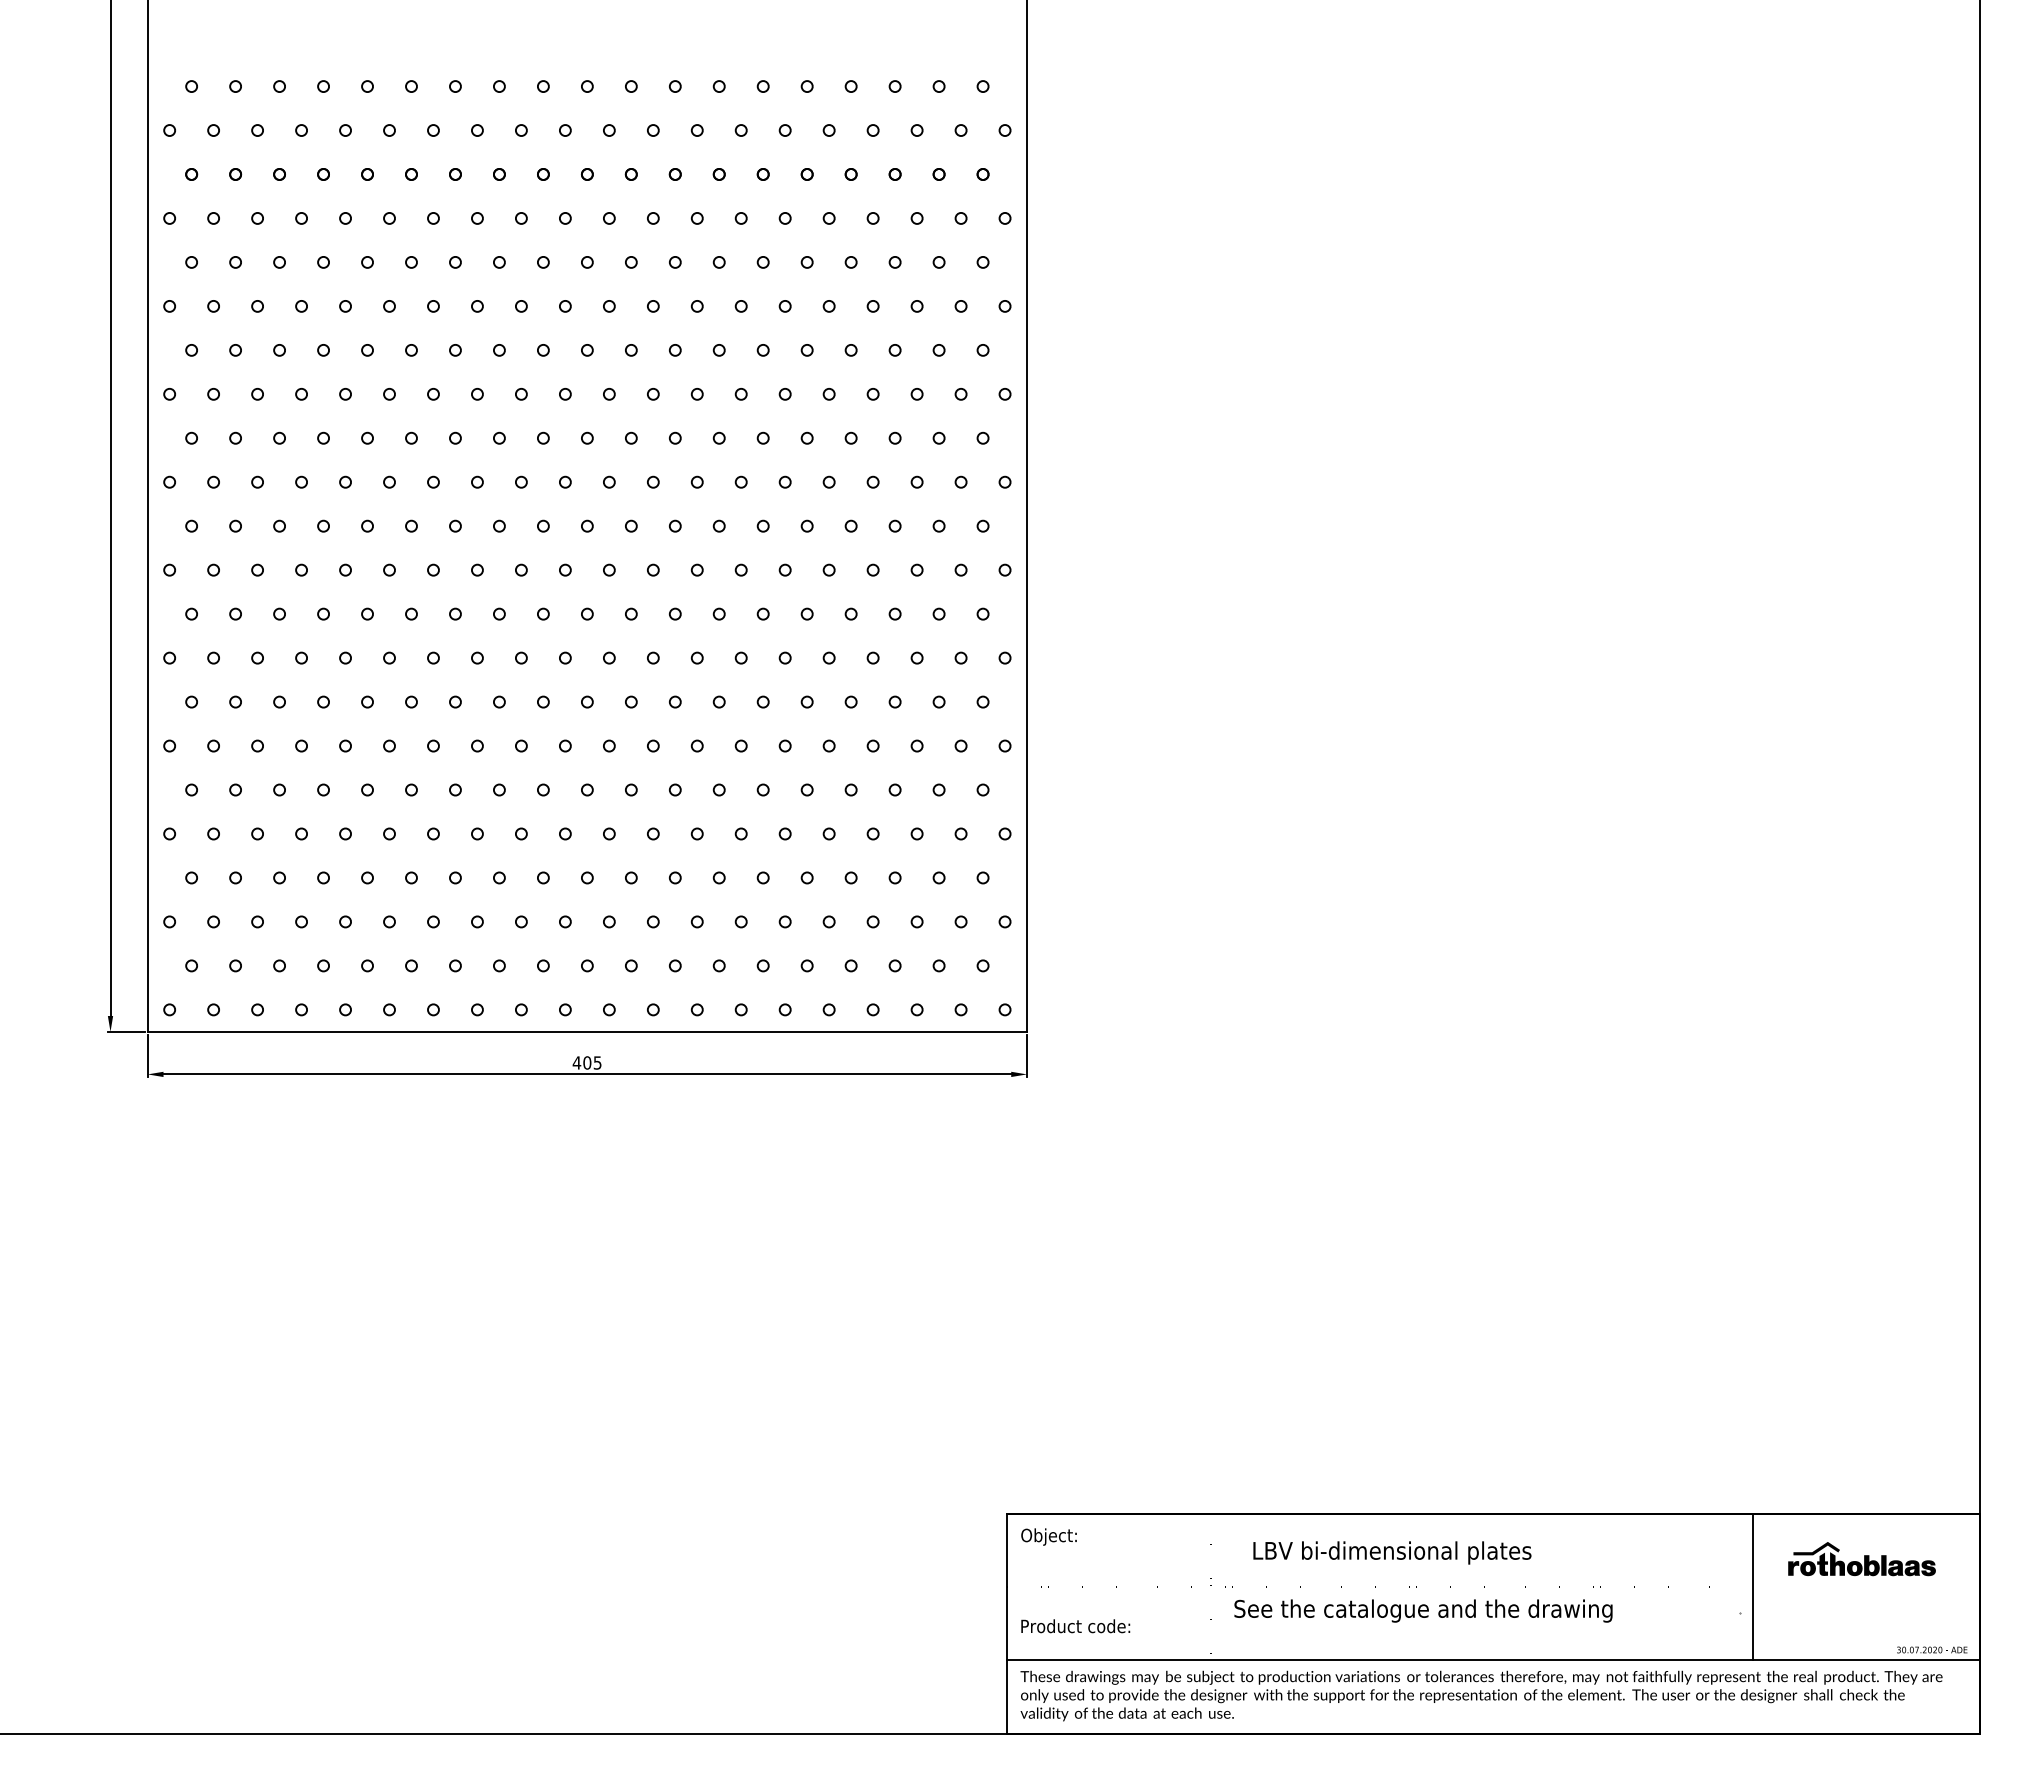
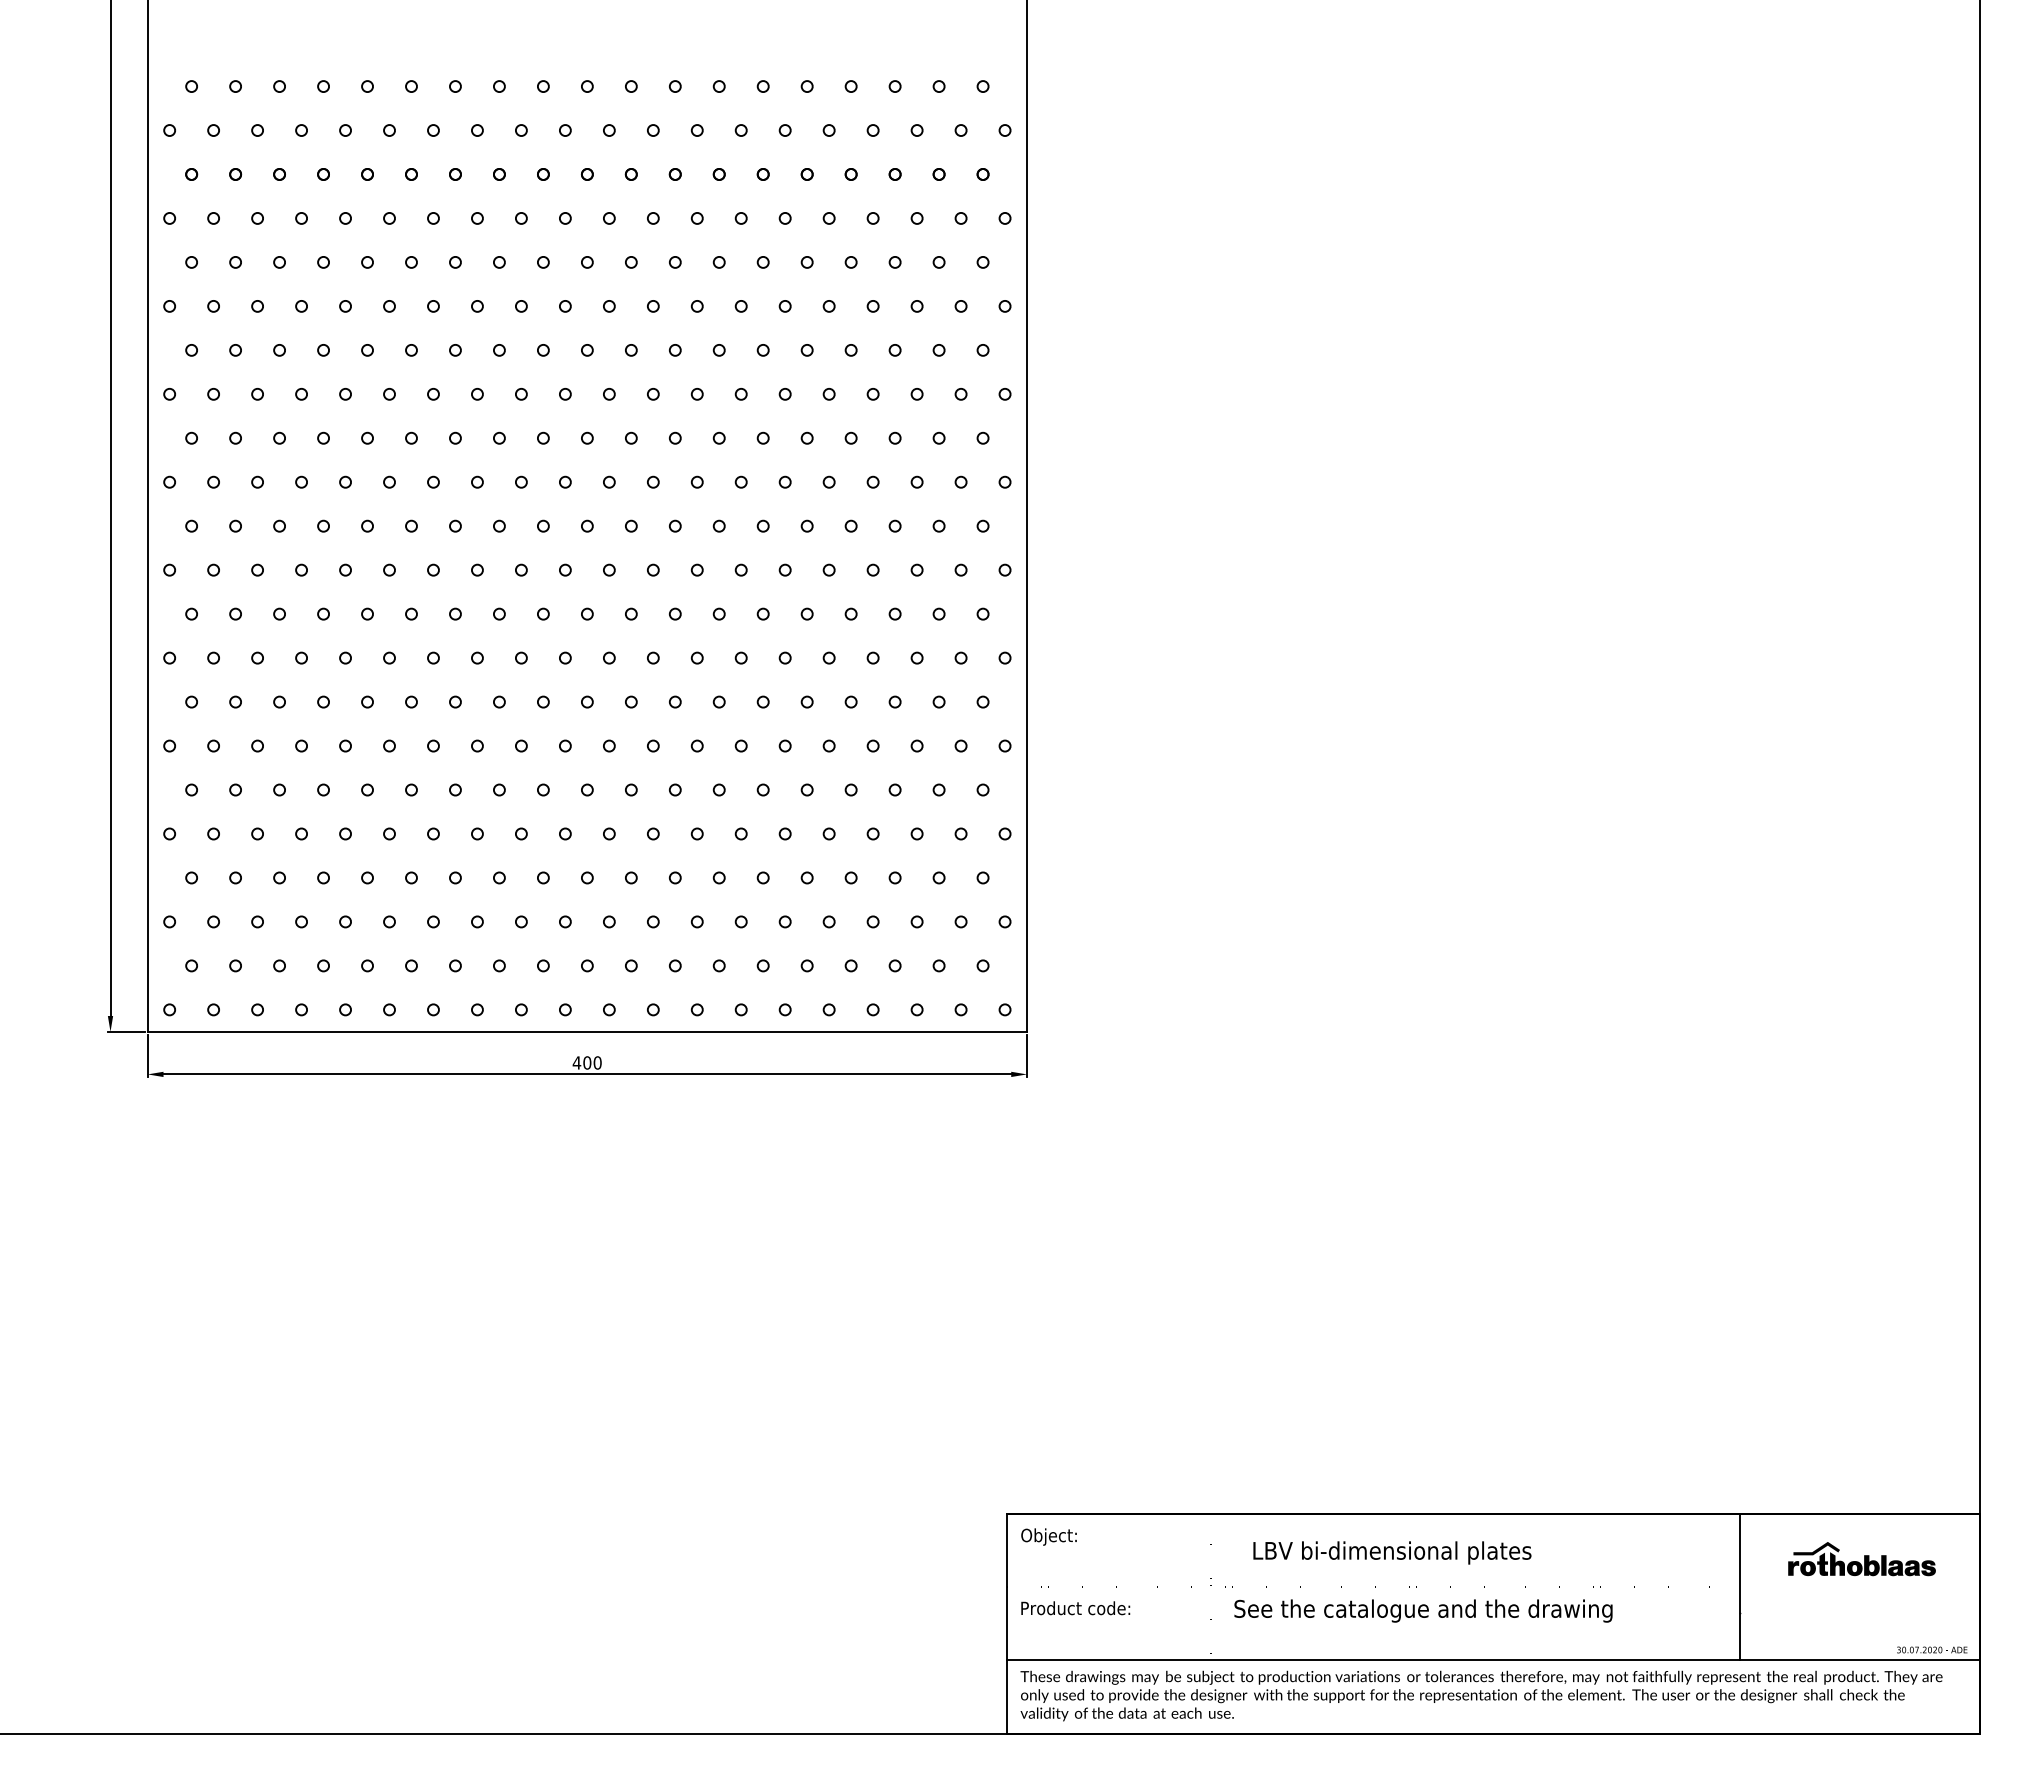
text: 405 -> 400 (597, 1062)
line position: (1753, 1587) -> (1740, 1587) (1740, 1587)
text position: (1075, 1626) -> (1075, 1608) (1075, 1608)
